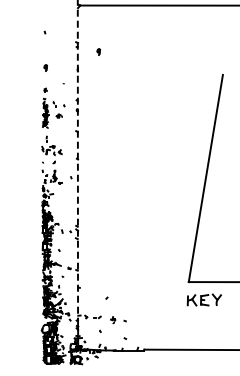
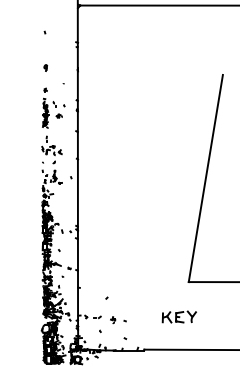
part: present -> none (98, 51)
line: dashed -> solid (77, 160)
part position: (203, 299) -> (178, 316) (178, 316)
